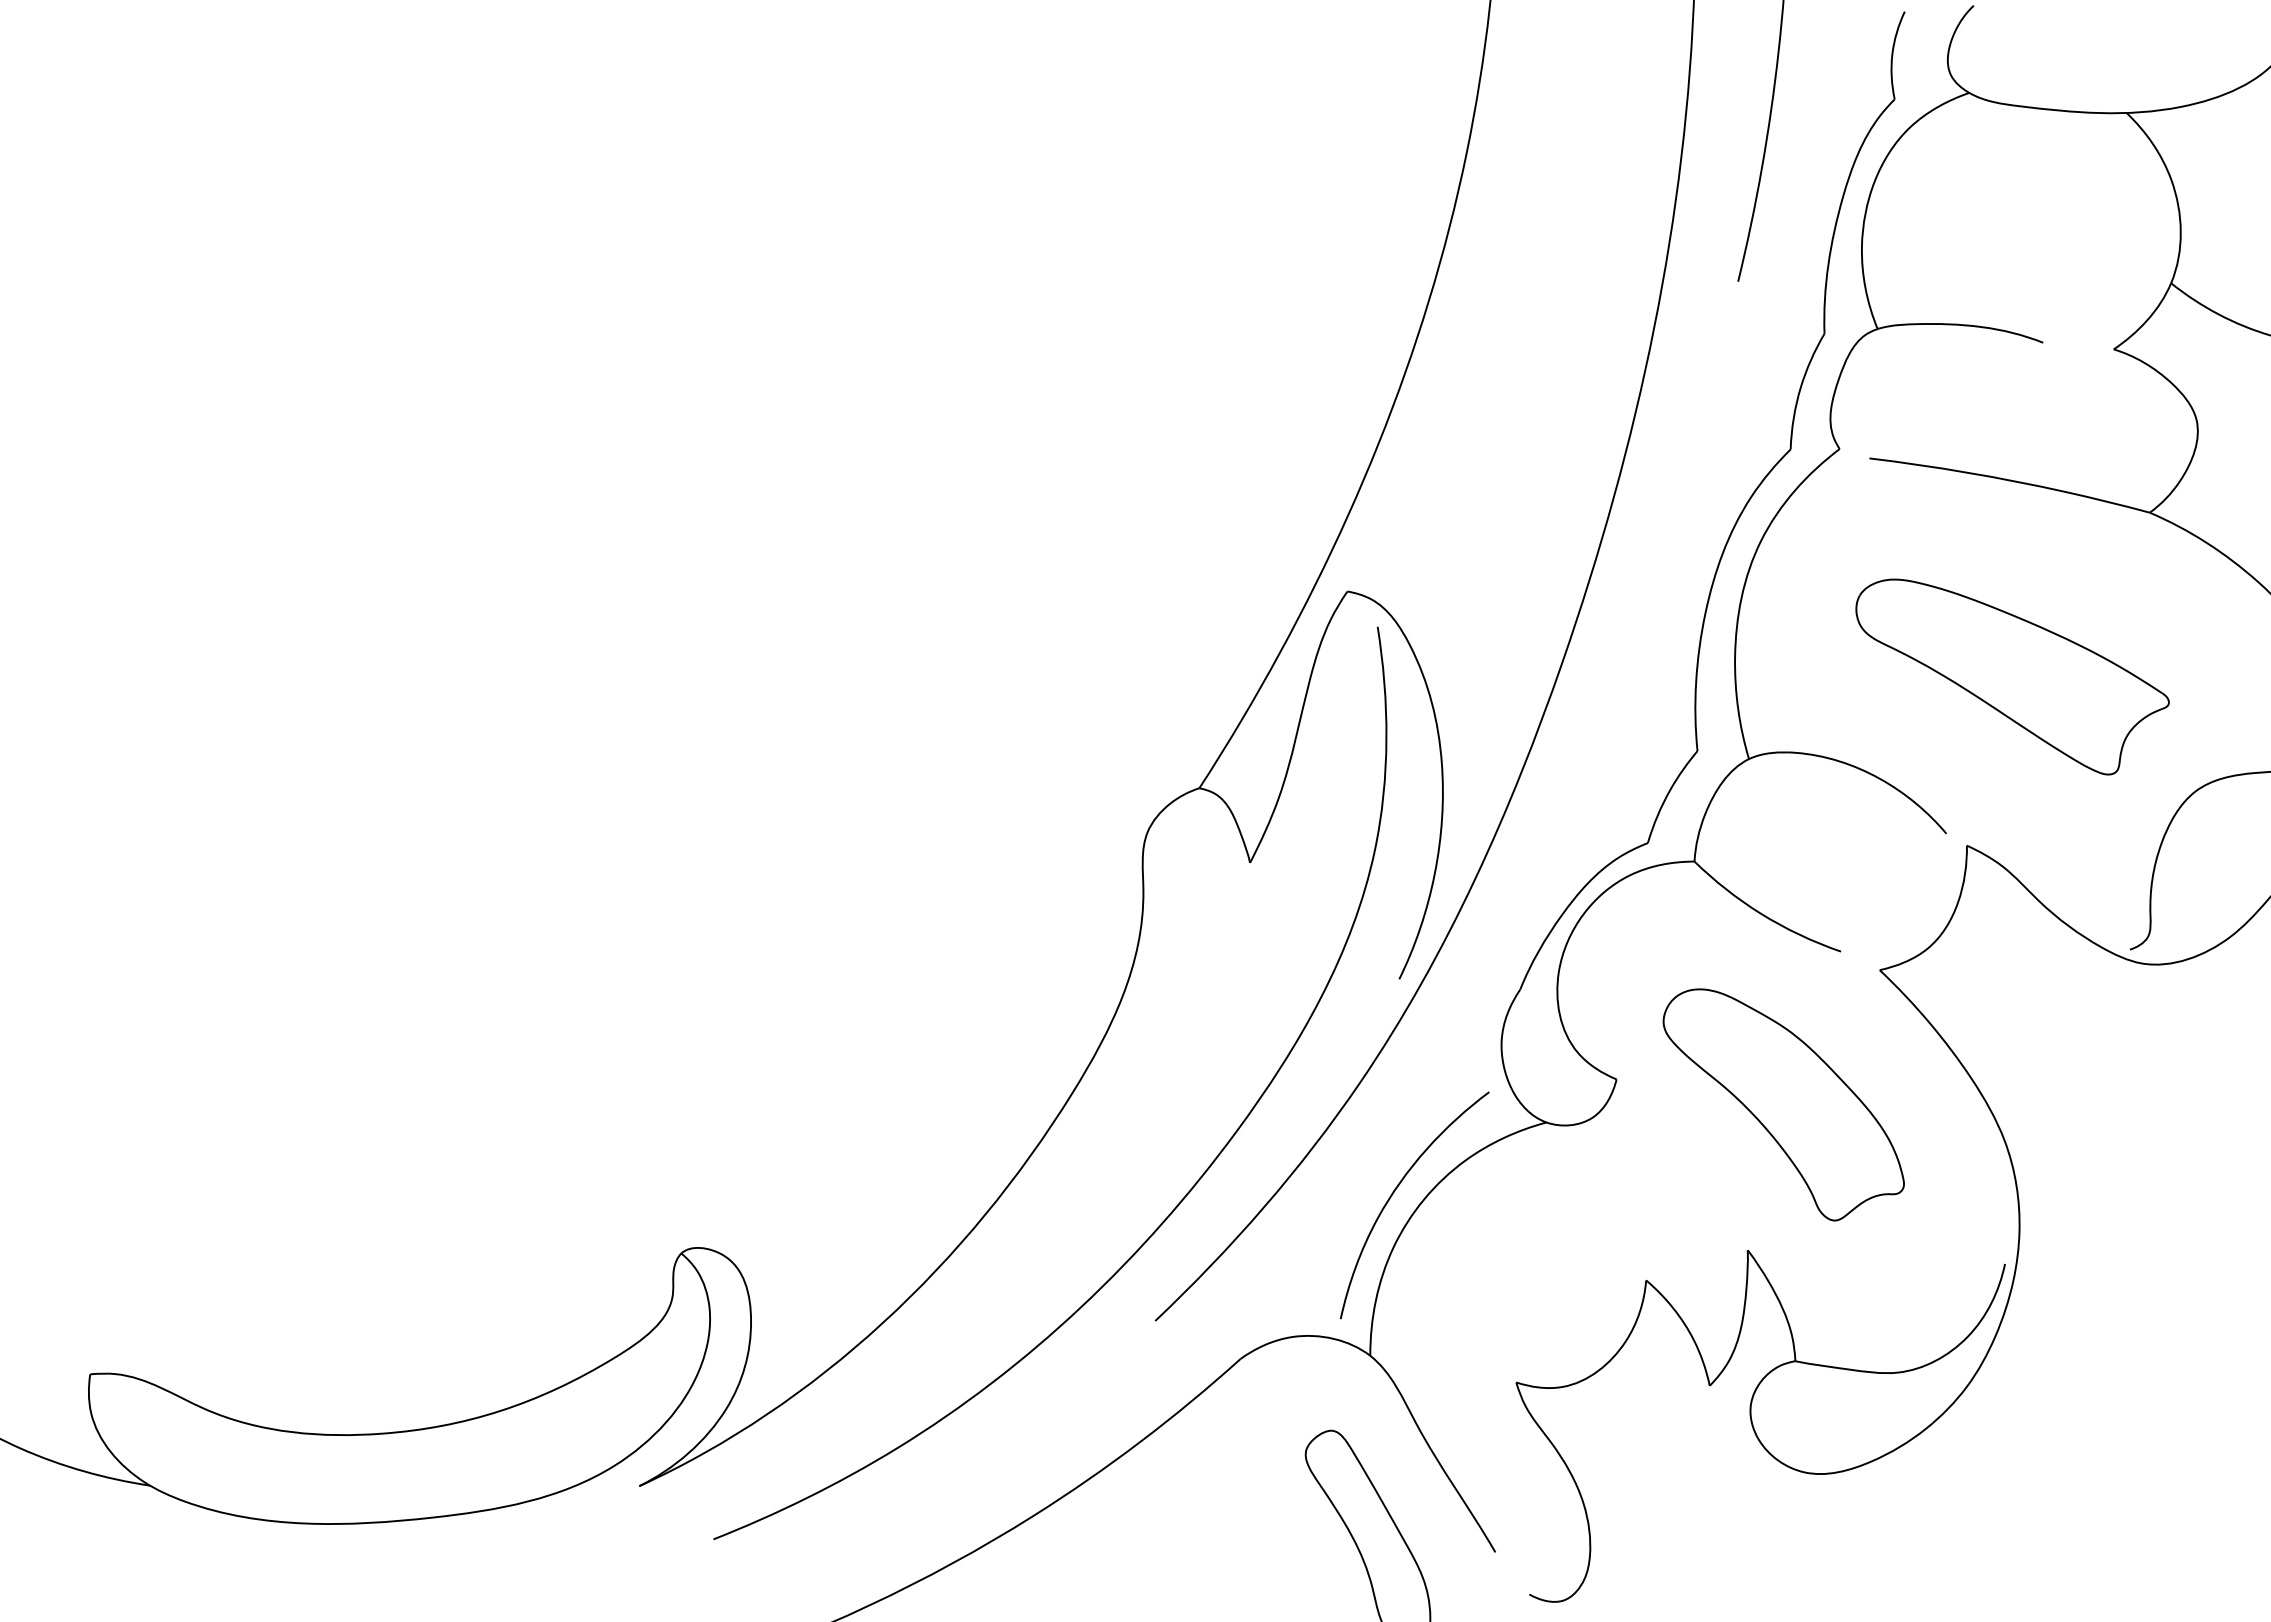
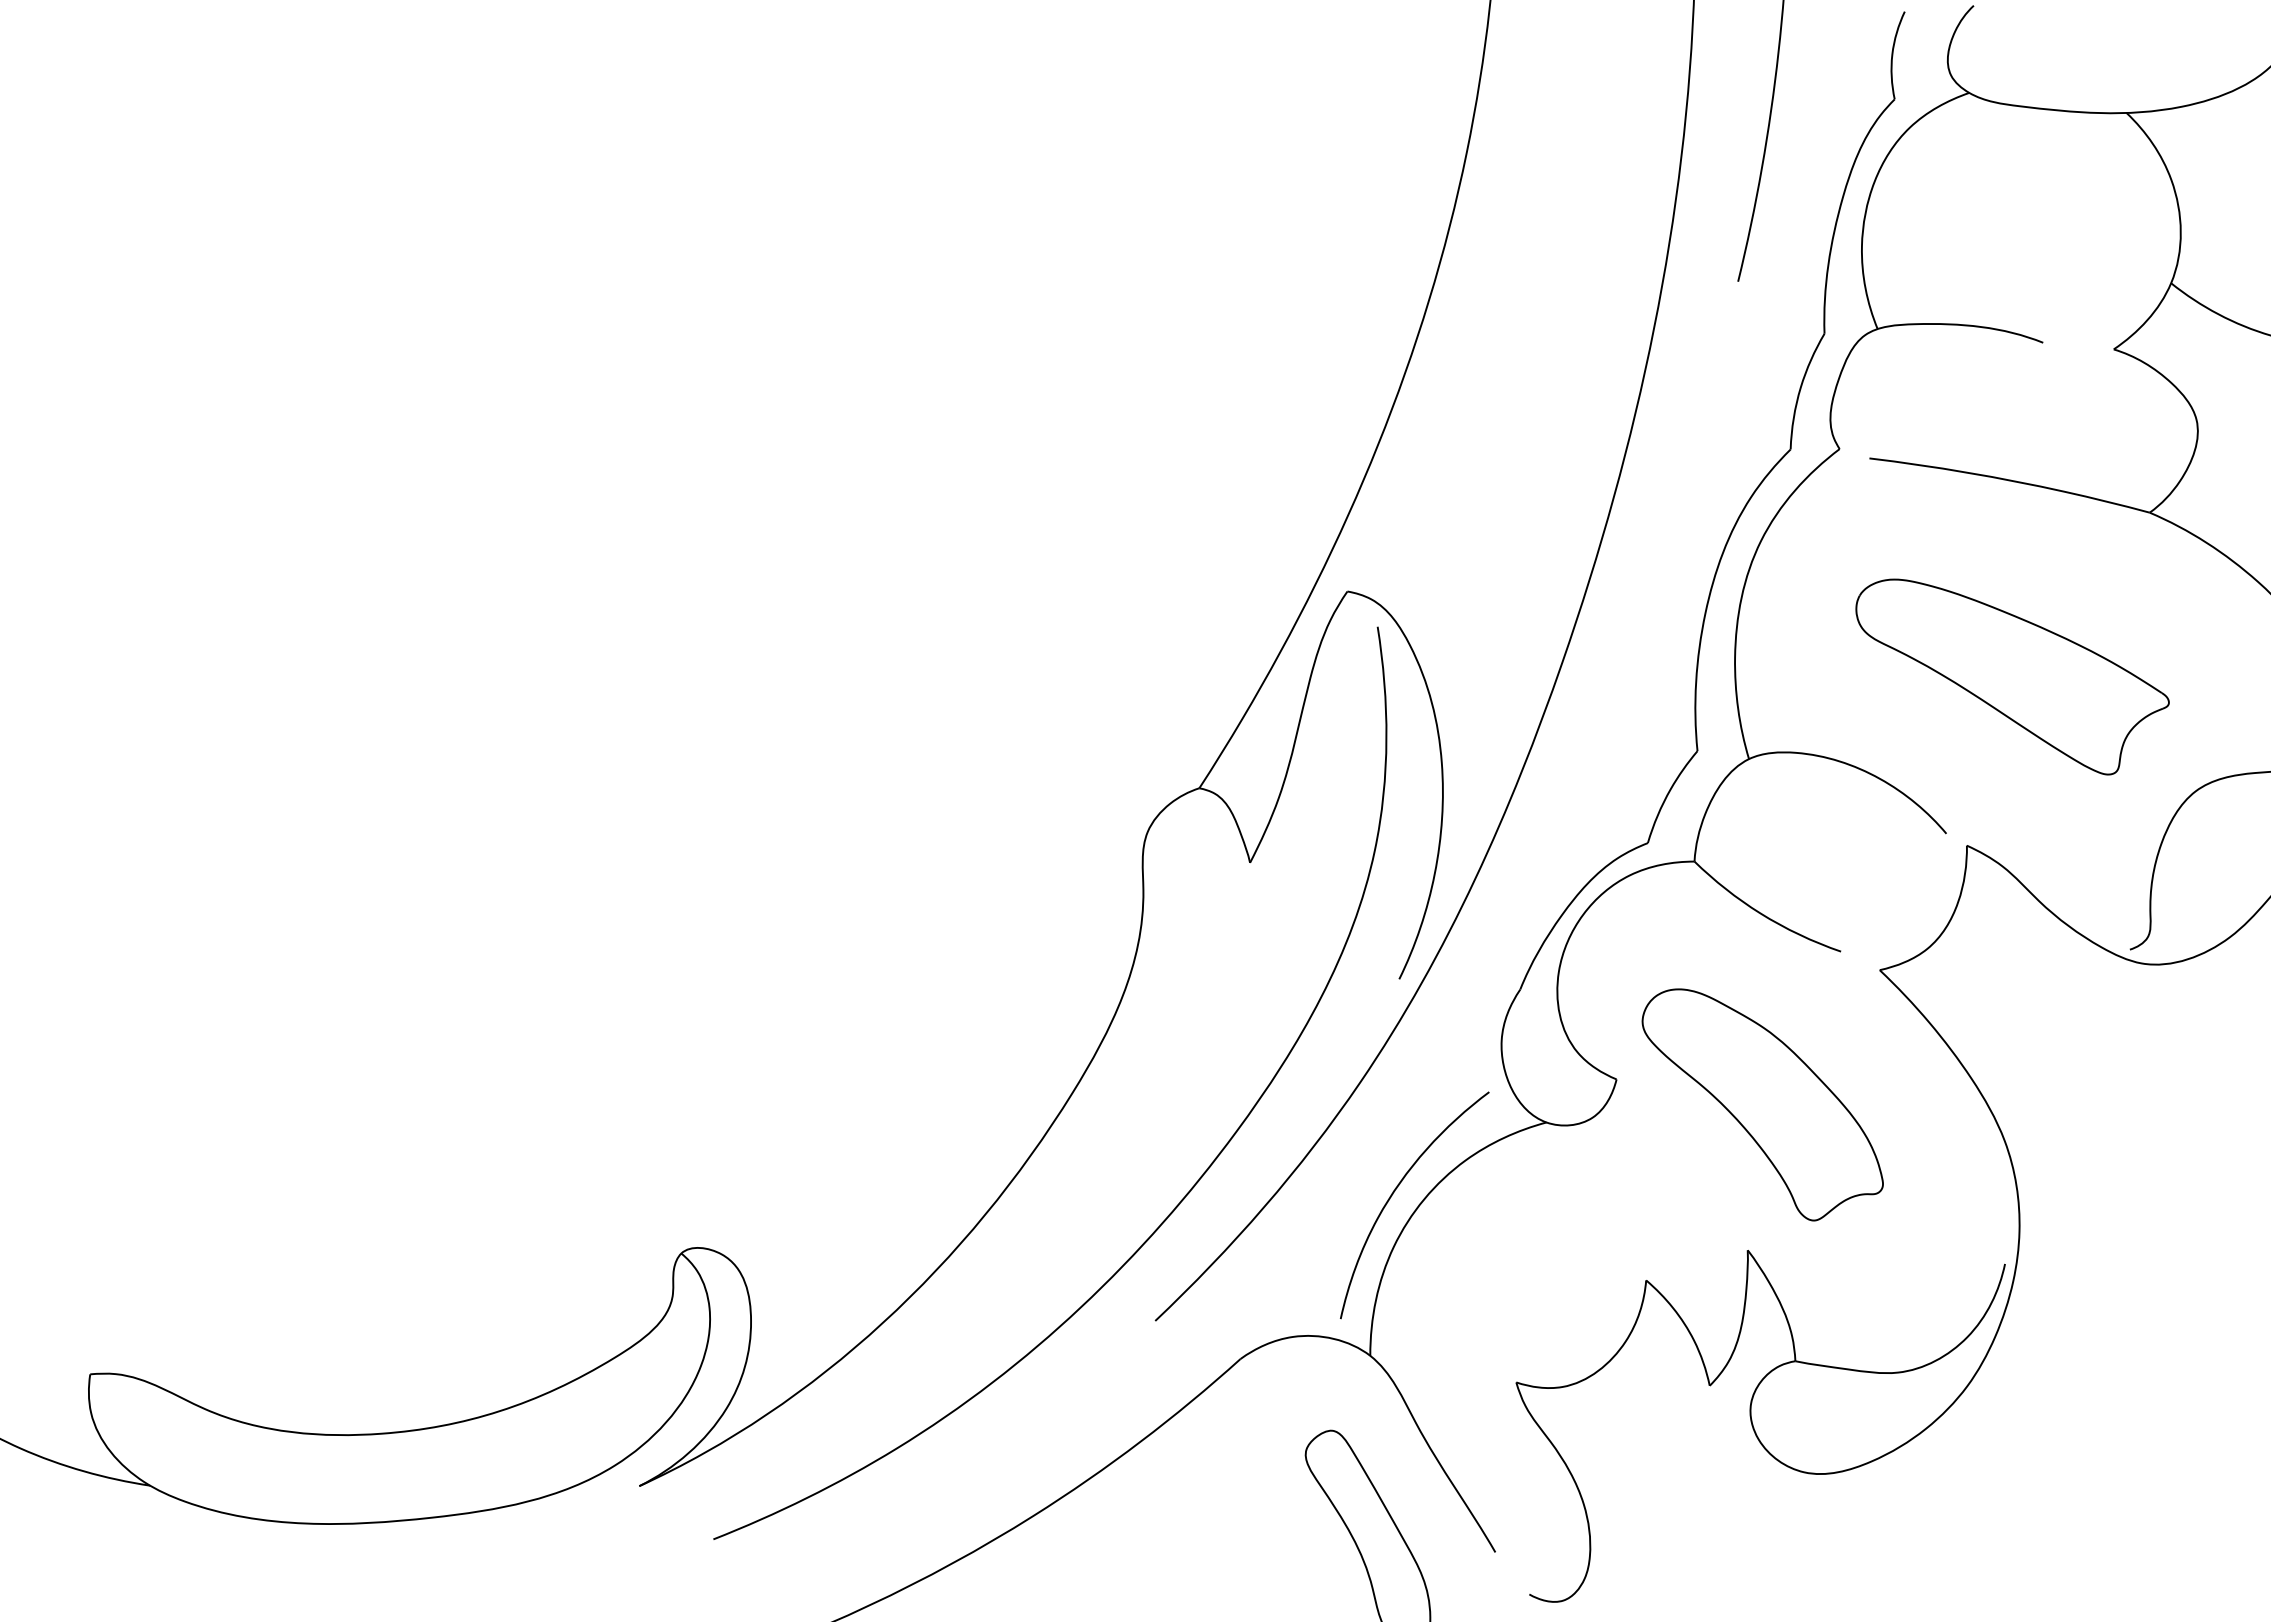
part position: (1783, 1104) -> (1762, 1104) (1762, 1104)
